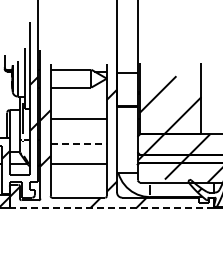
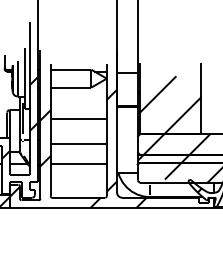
line: dashed -> solid (79, 143)
line: dashed -> solid (111, 207)
